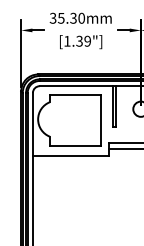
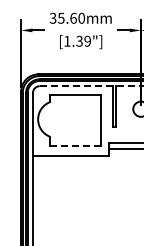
text: 35.30mm -> 35.60mm (73, 17)
line: solid -> dashed (91, 86)
line: solid -> dashed (74, 145)
